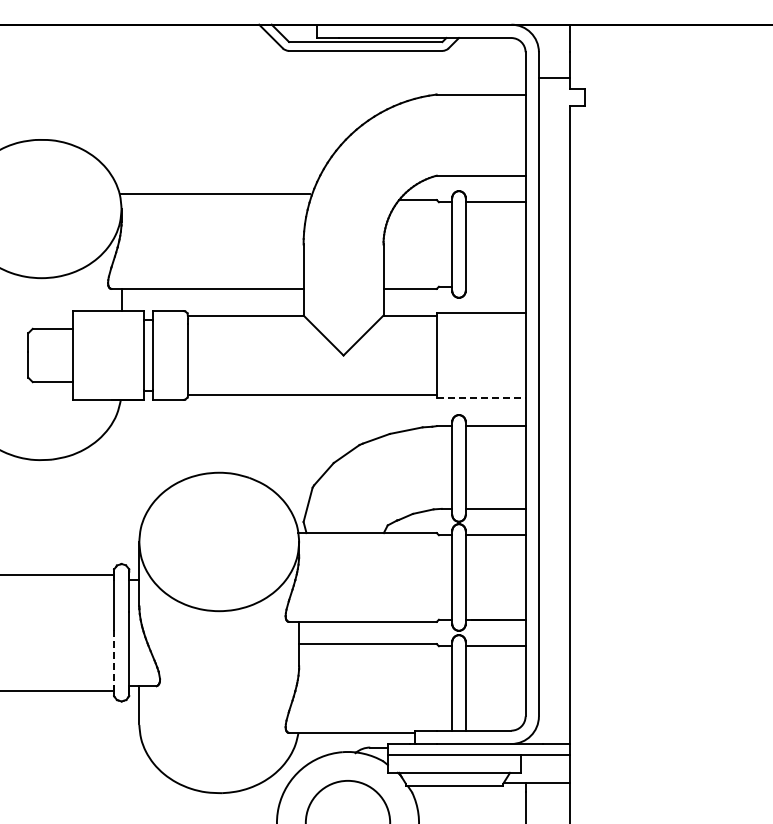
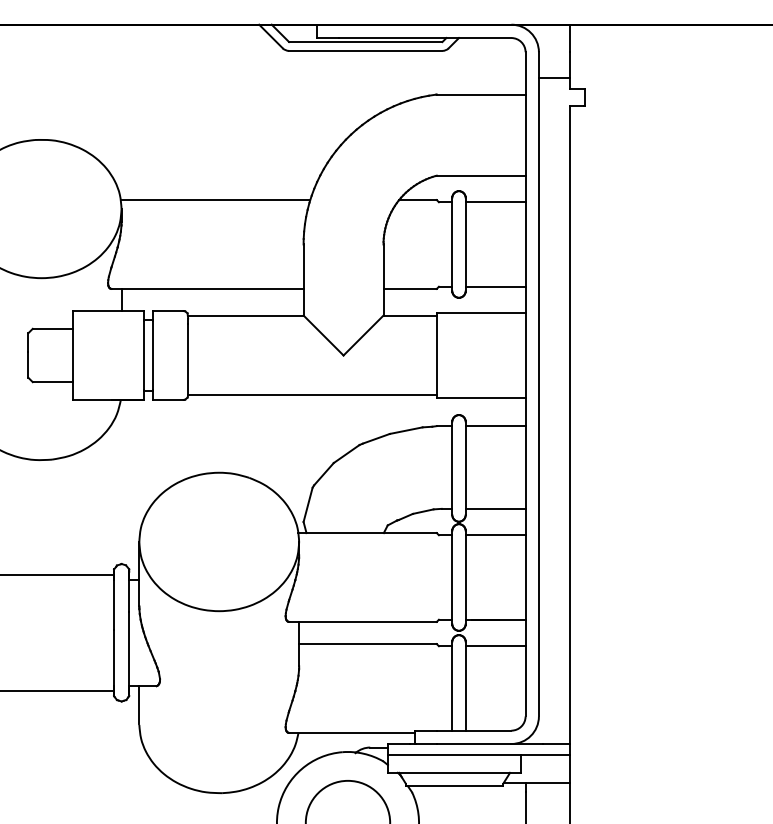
line position: (215, 194) -> (215, 200) (215, 200)
line: none -> present (495, 286)
line: dashed -> solid (481, 397)
line: dashed -> solid (114, 662)
